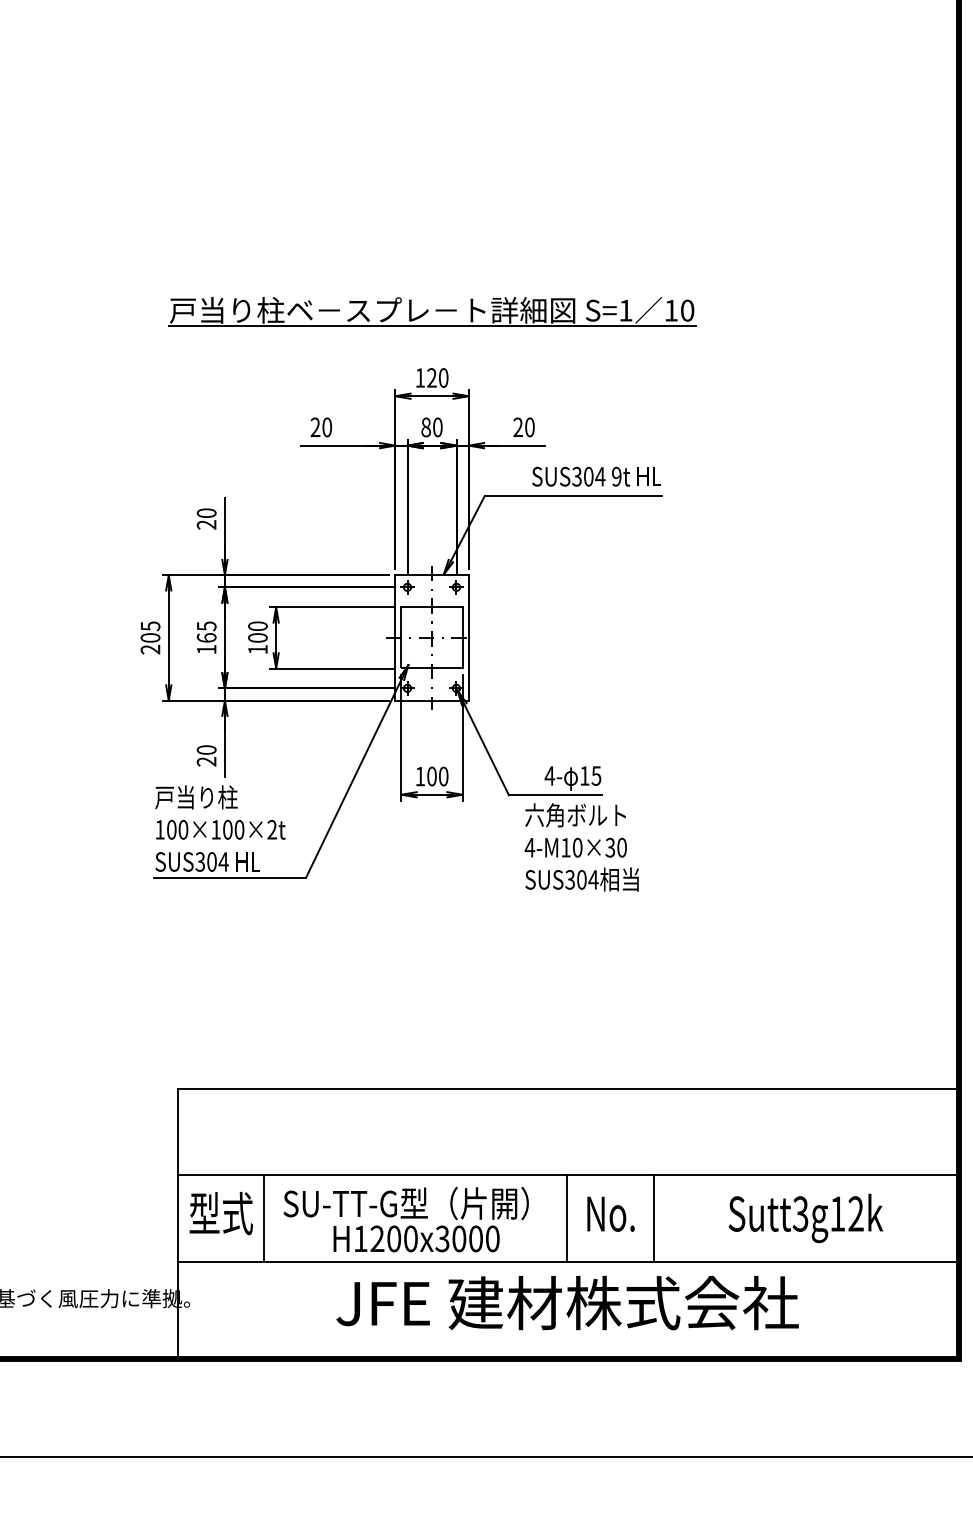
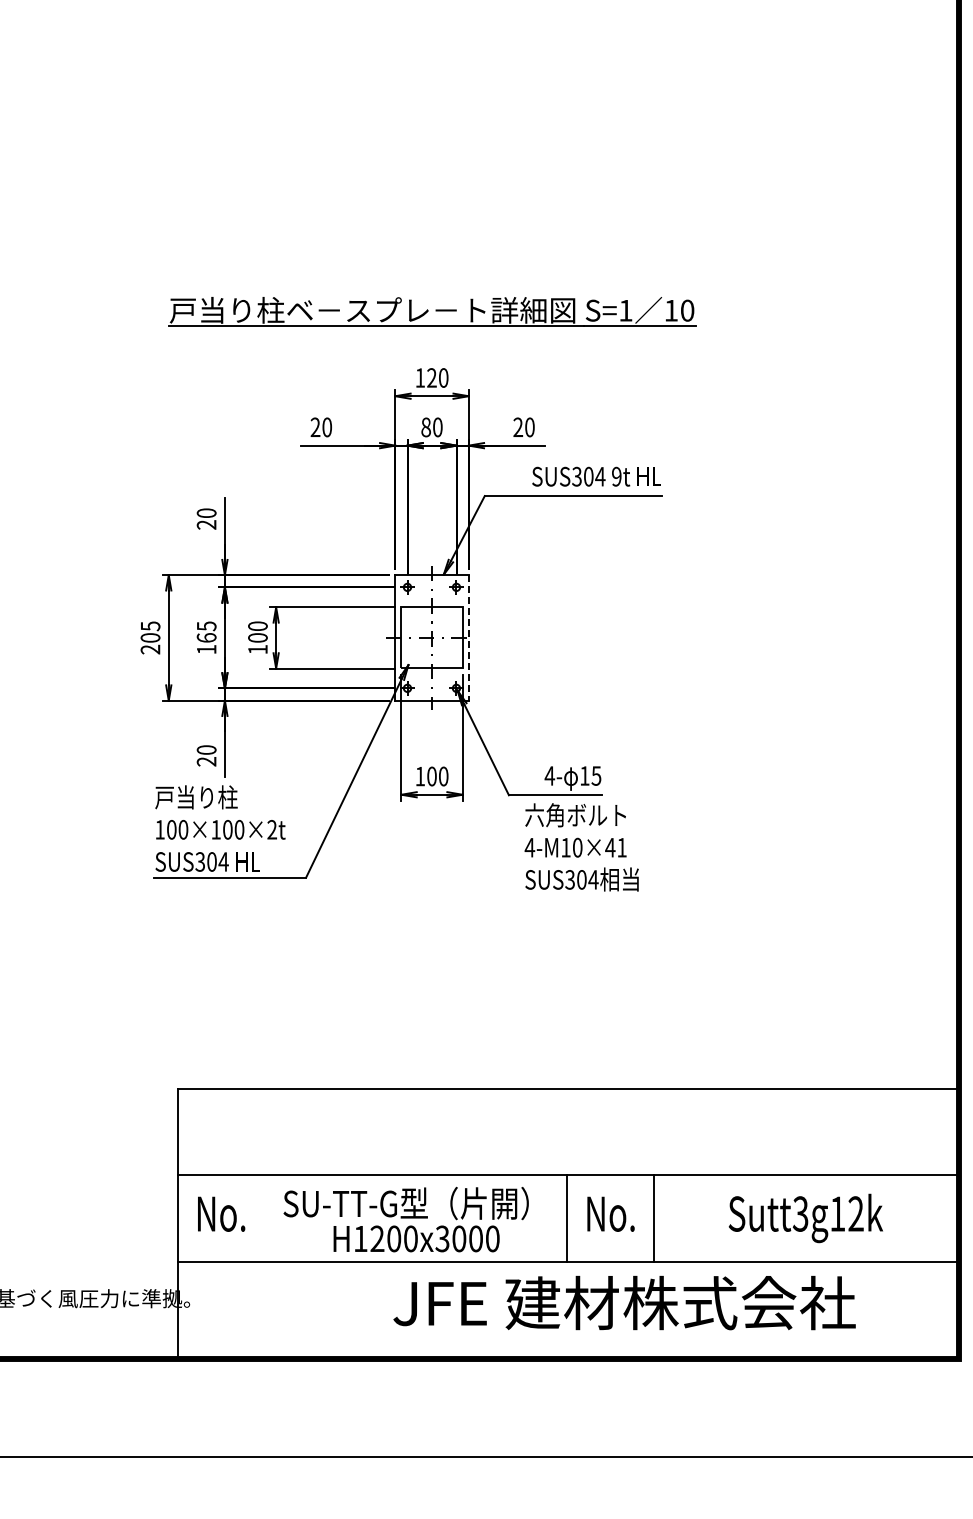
line: solid -> dashed (468, 637)
text: 4-M10×30 -> 4-M10×41 (615, 847)
text: 型式 -> No. (220, 1213)
line: present -> none (264, 1218)
text position: (567, 1303) -> (624, 1303) (624, 1303)
